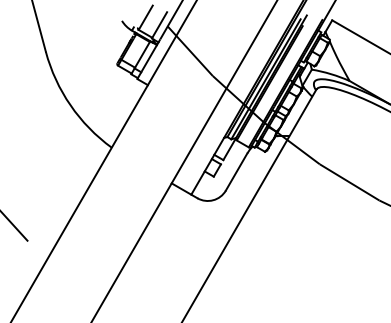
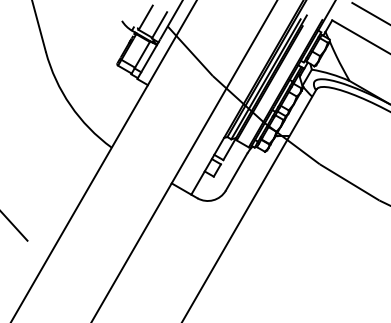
line: none -> present (369, 12)
